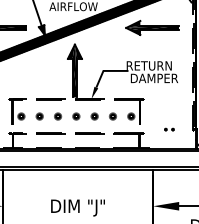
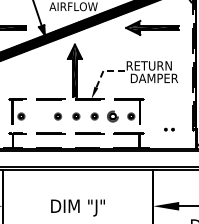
line: solid -> dashed (106, 70)
part: present -> none (39, 116)
part size: 8x9 px -> 12x13 px (112, 116)
